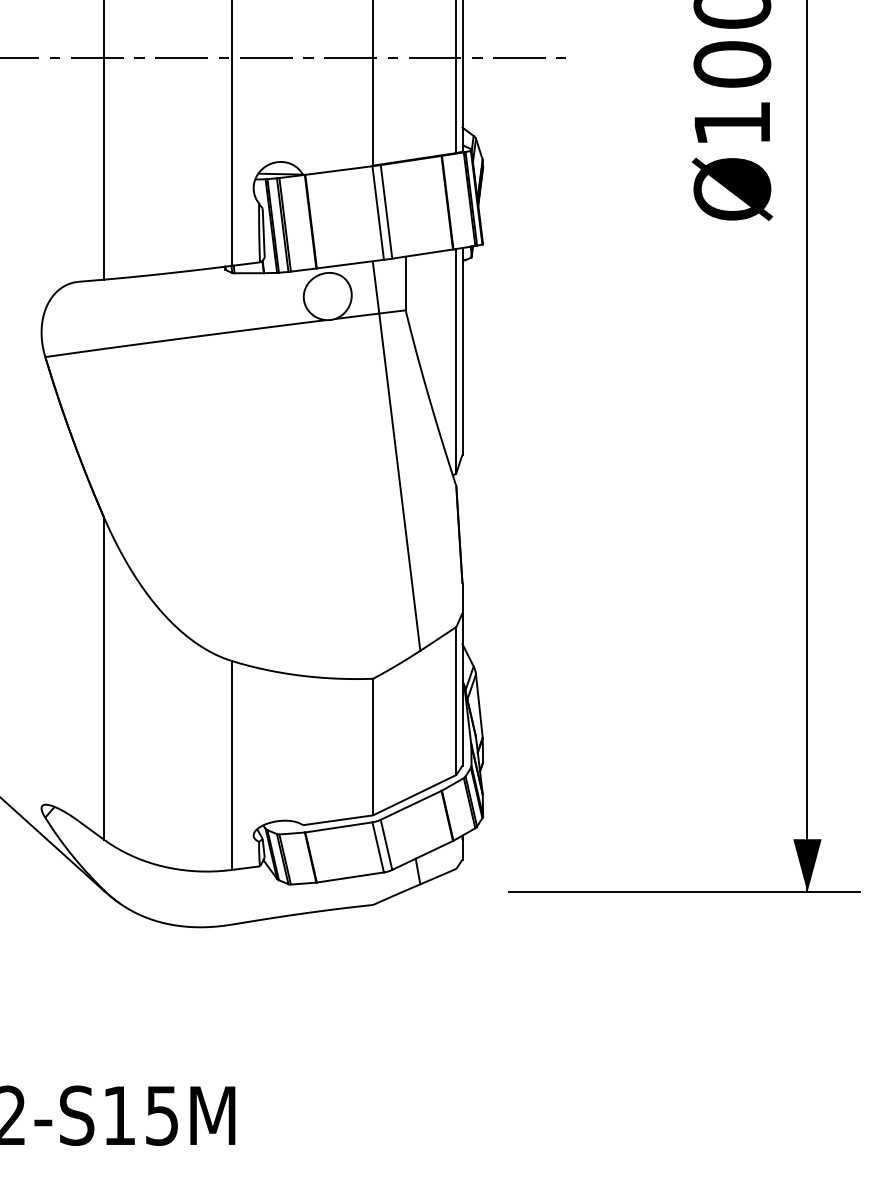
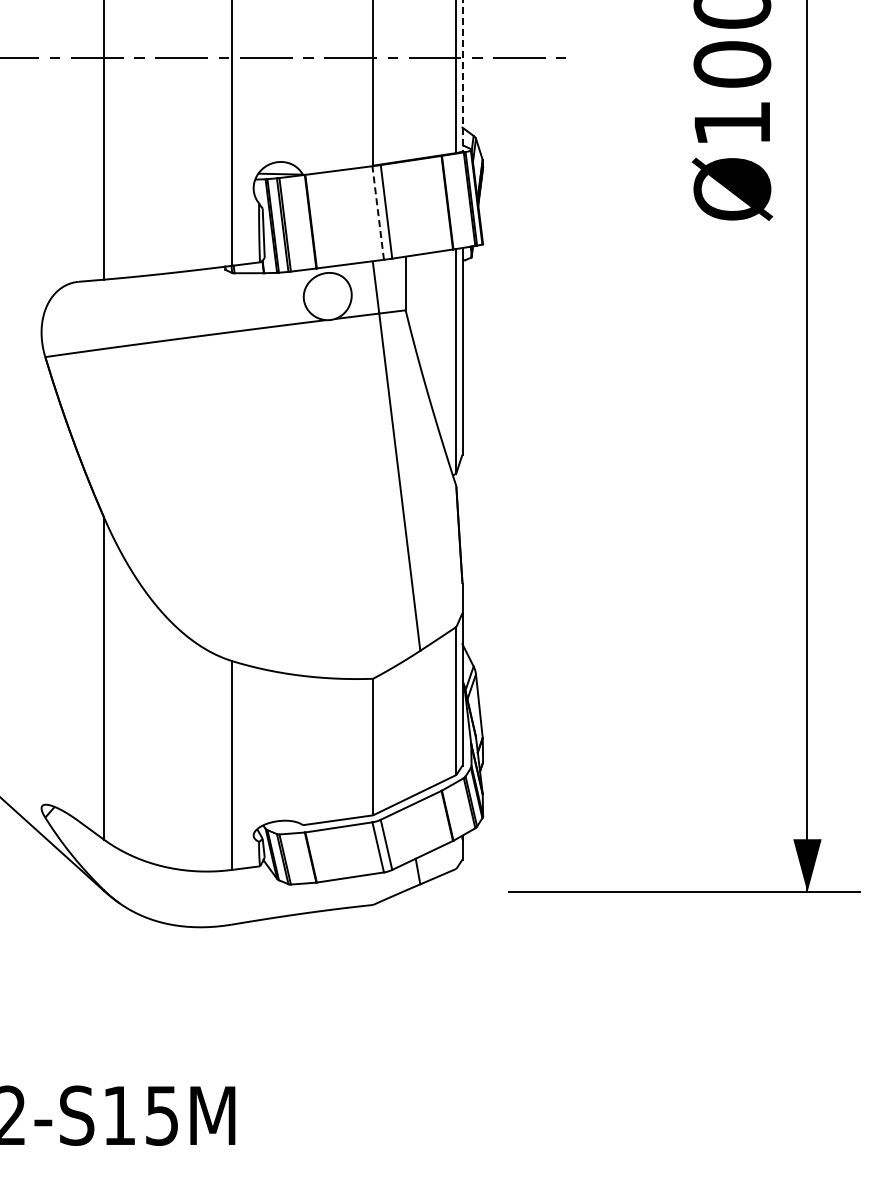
line: solid -> dashed (462, 75)
line: solid -> dashed (378, 212)
